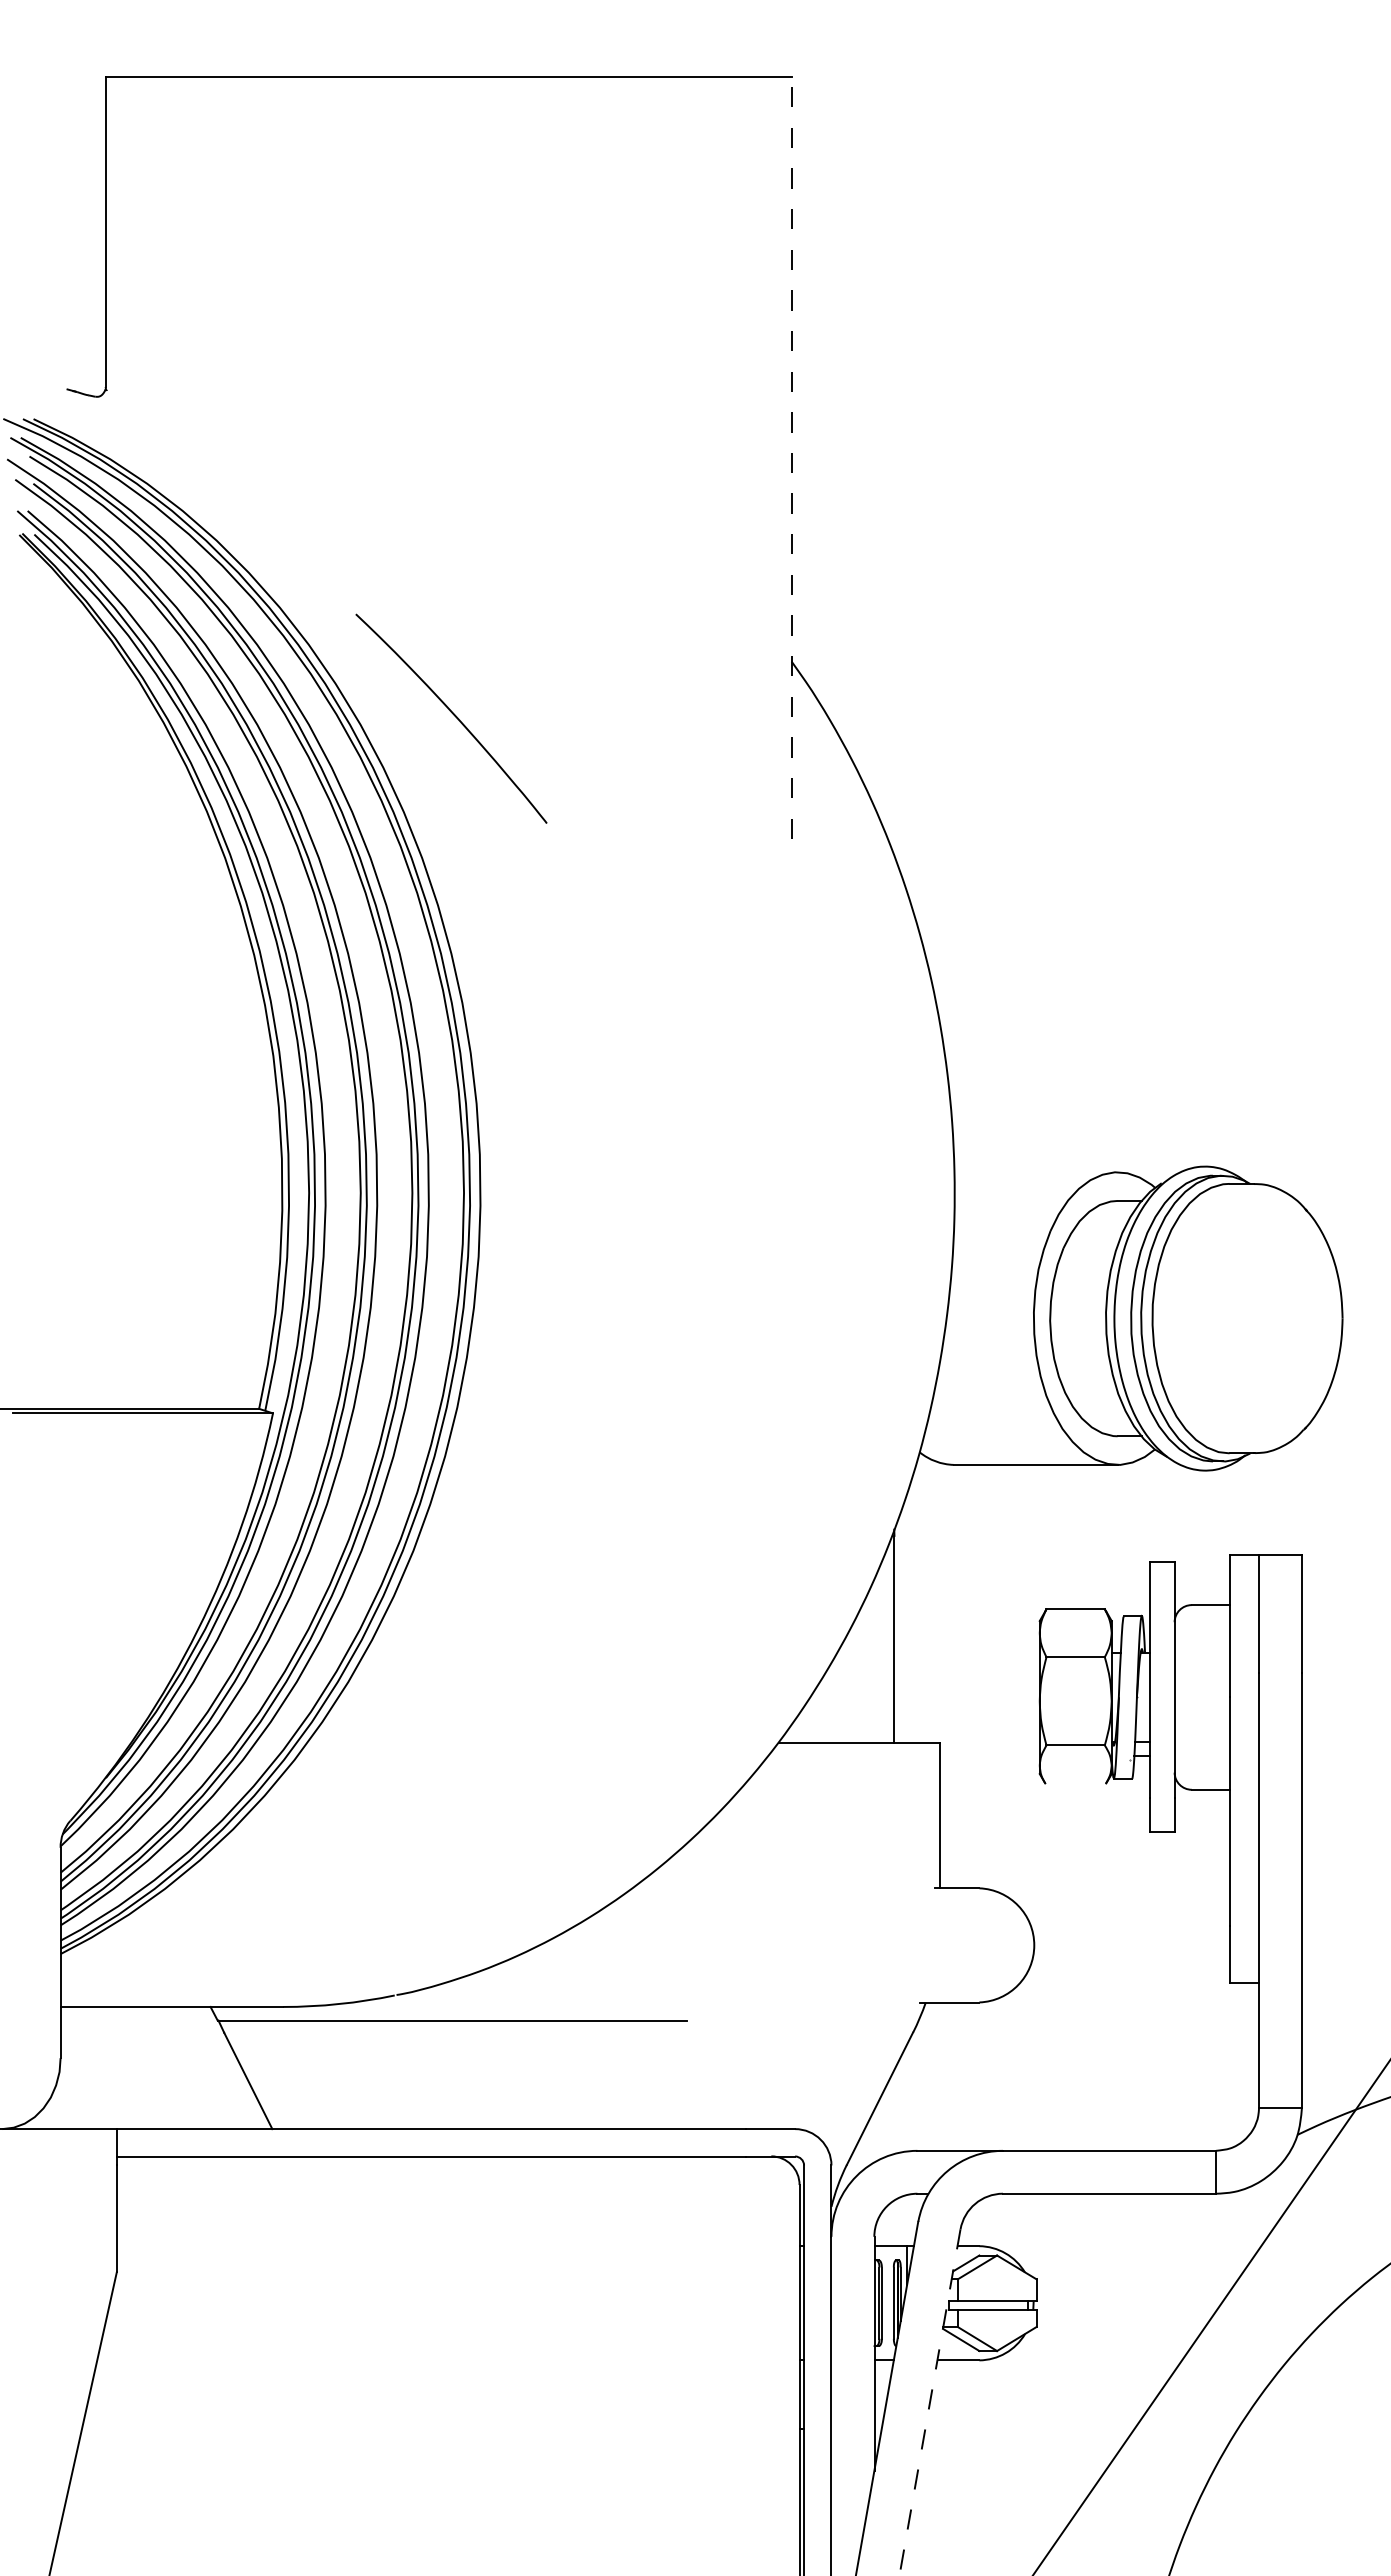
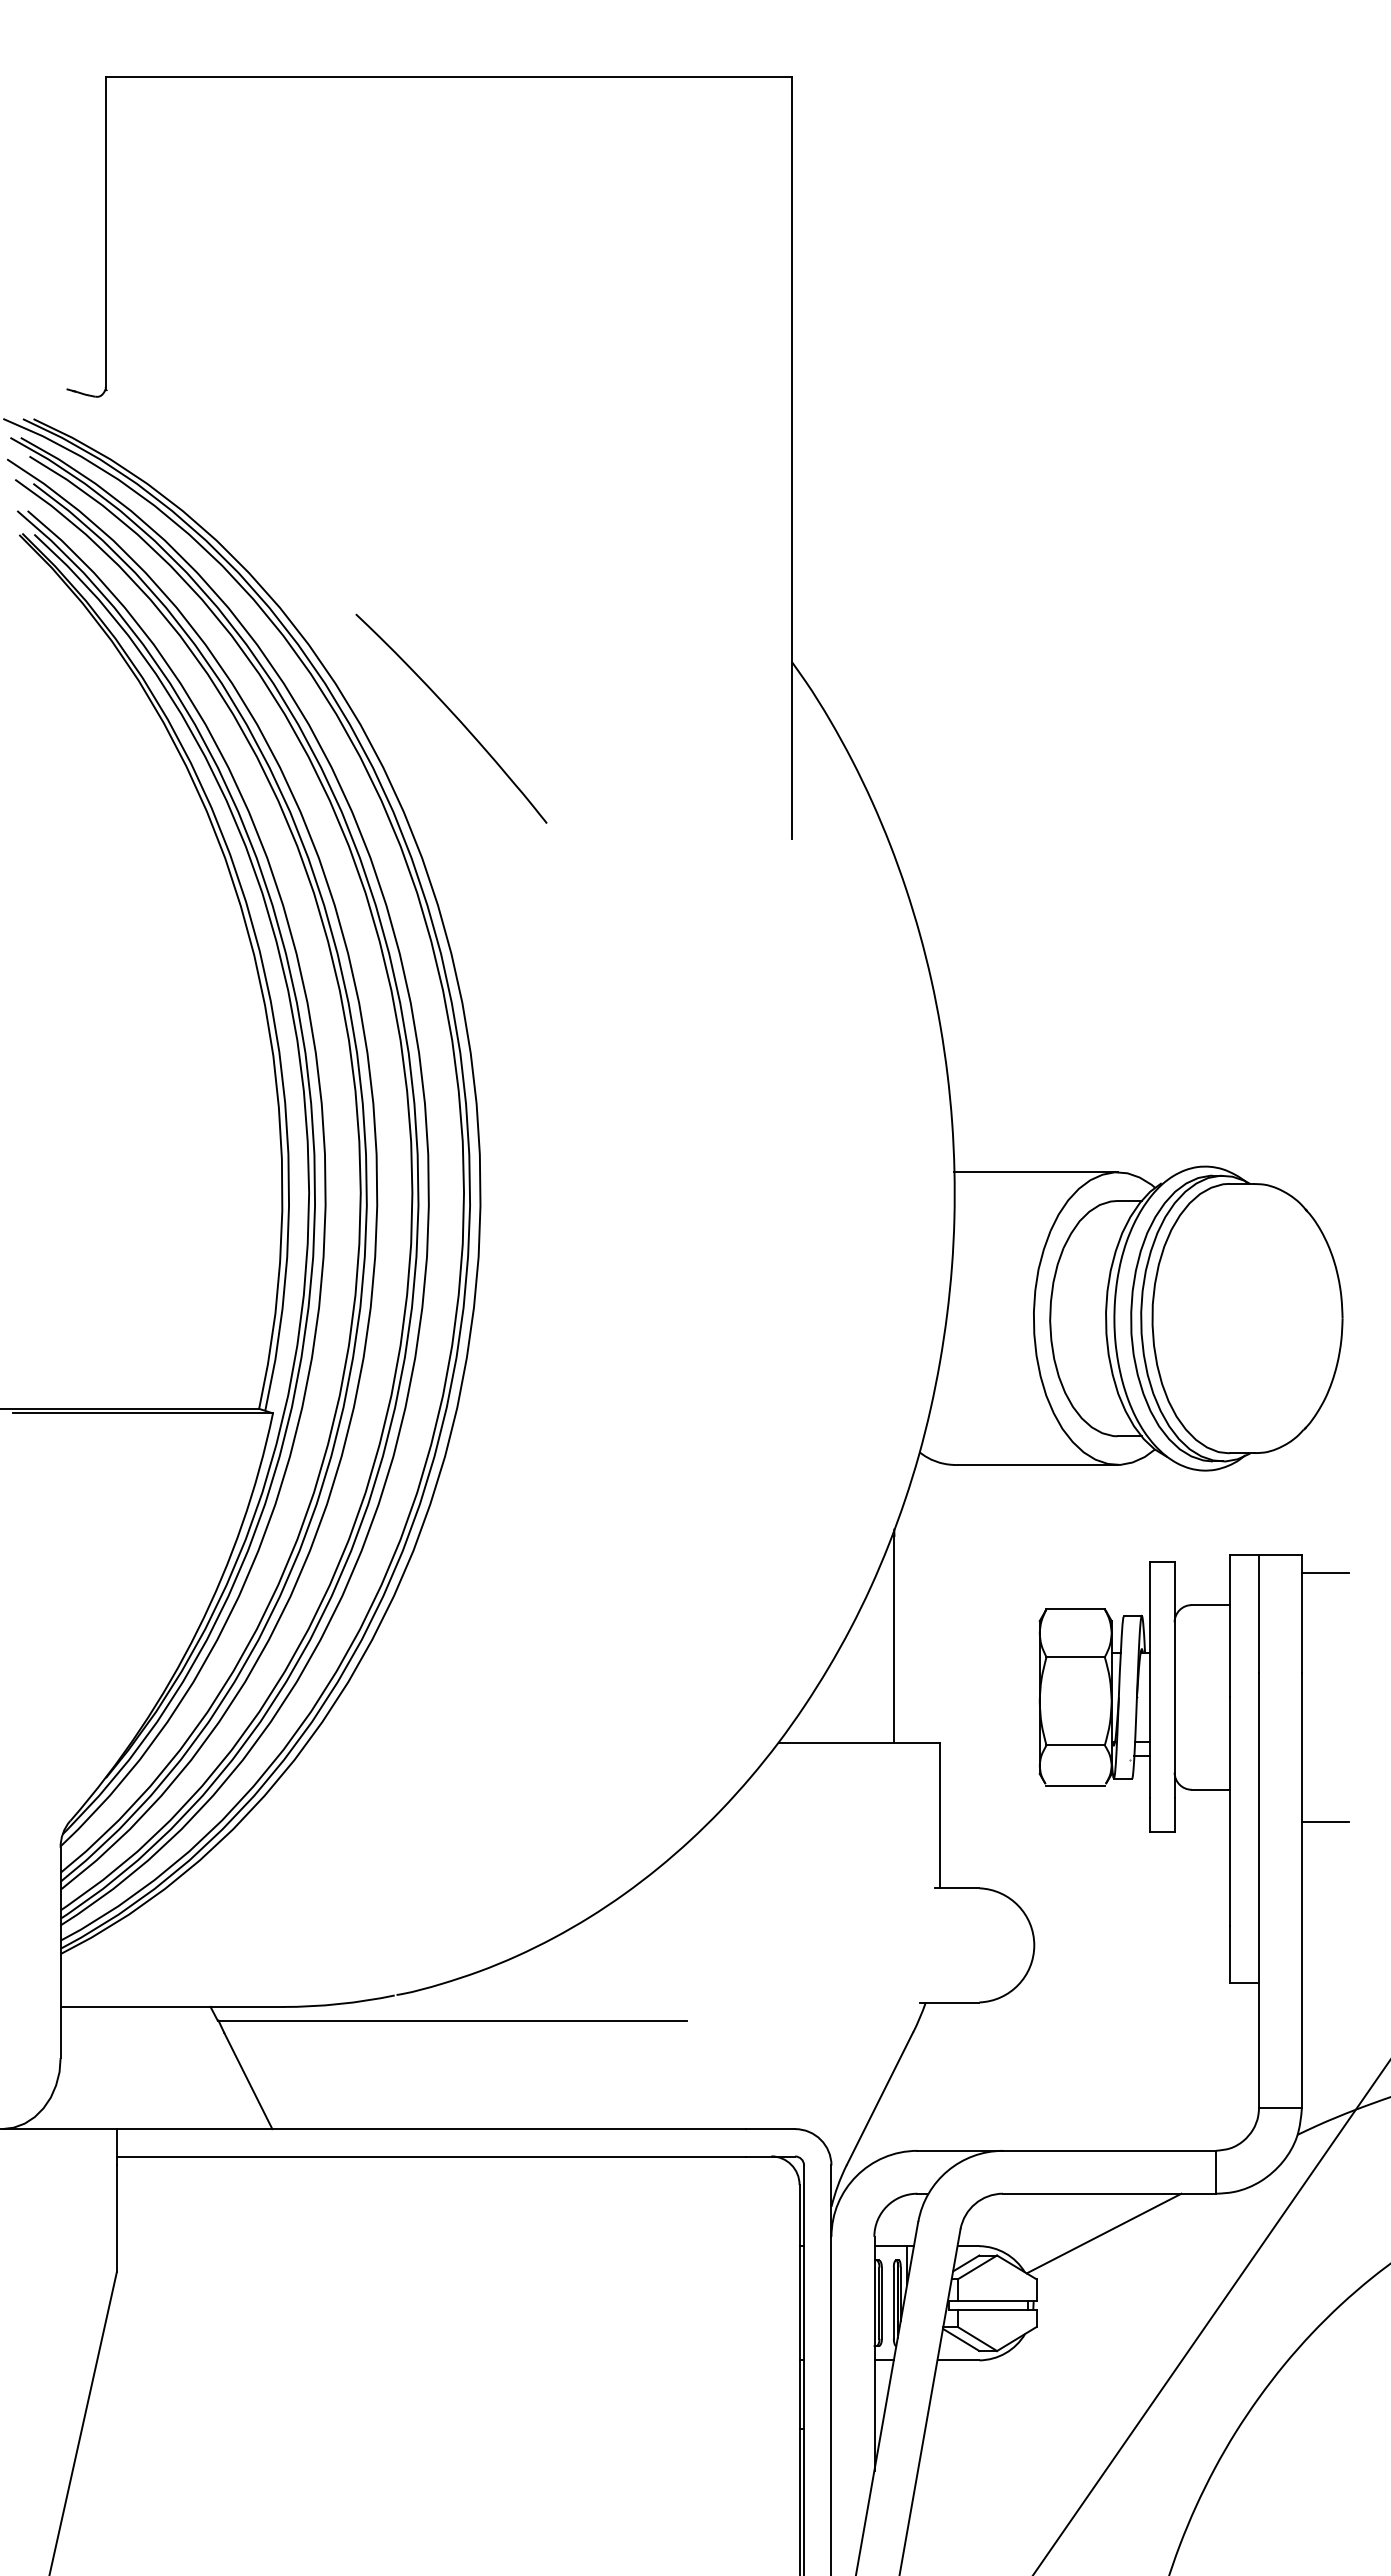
line: dashed -> solid (791, 458)
line: none -> present (1035, 1172)
line: none -> present (1325, 1572)
line: none -> present (1075, 1785)
line: none -> present (1325, 1822)
line: none -> present (1103, 2233)
line: dashed -> solid (930, 2402)
